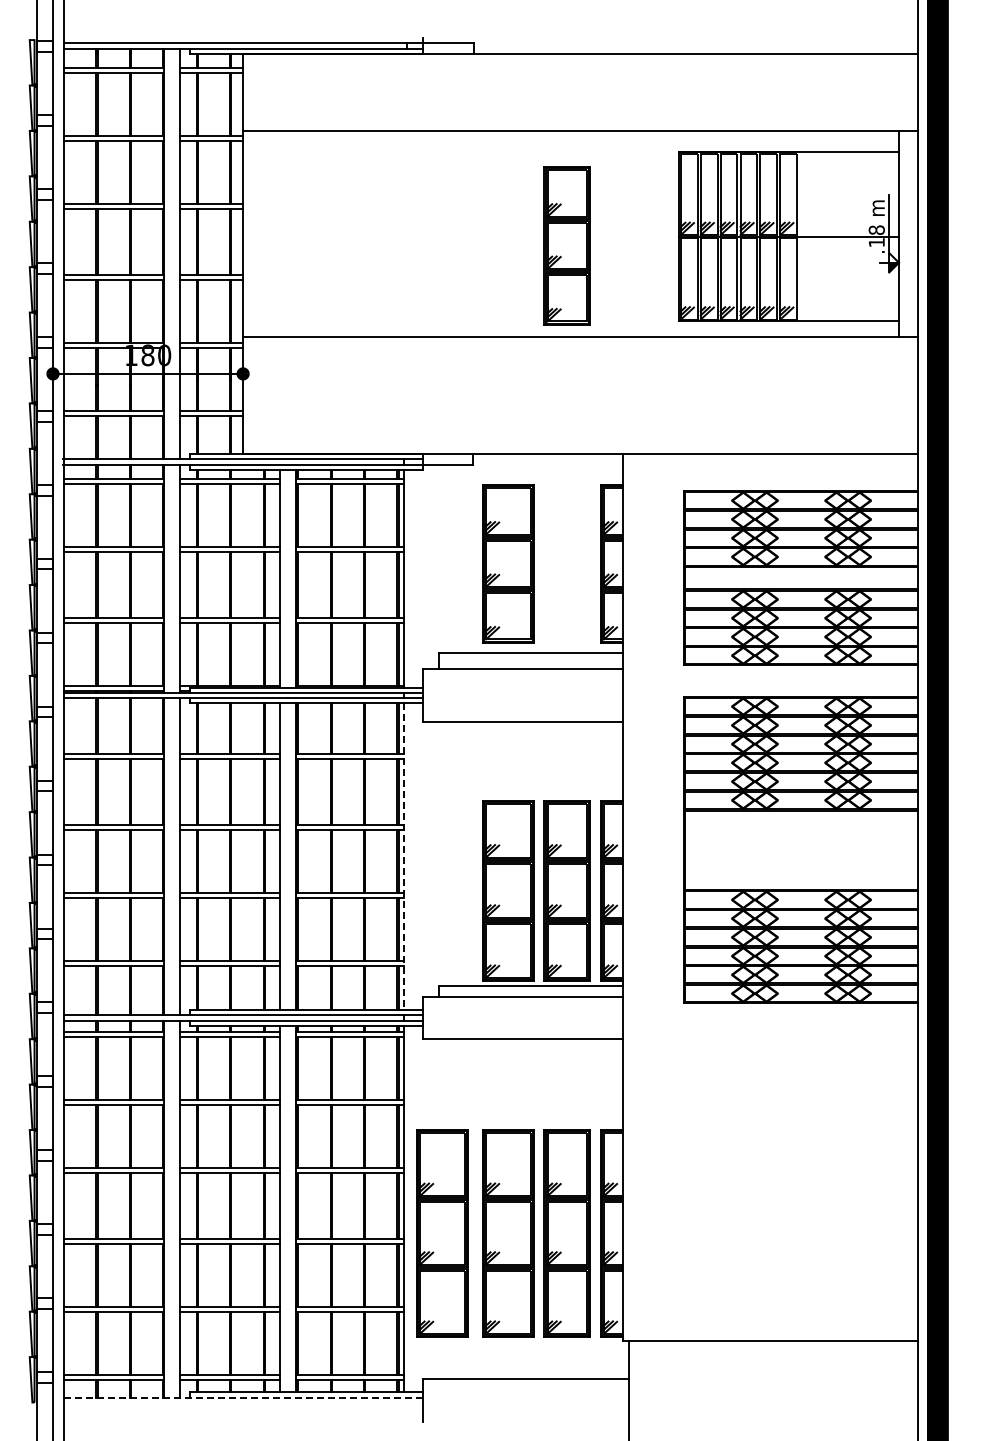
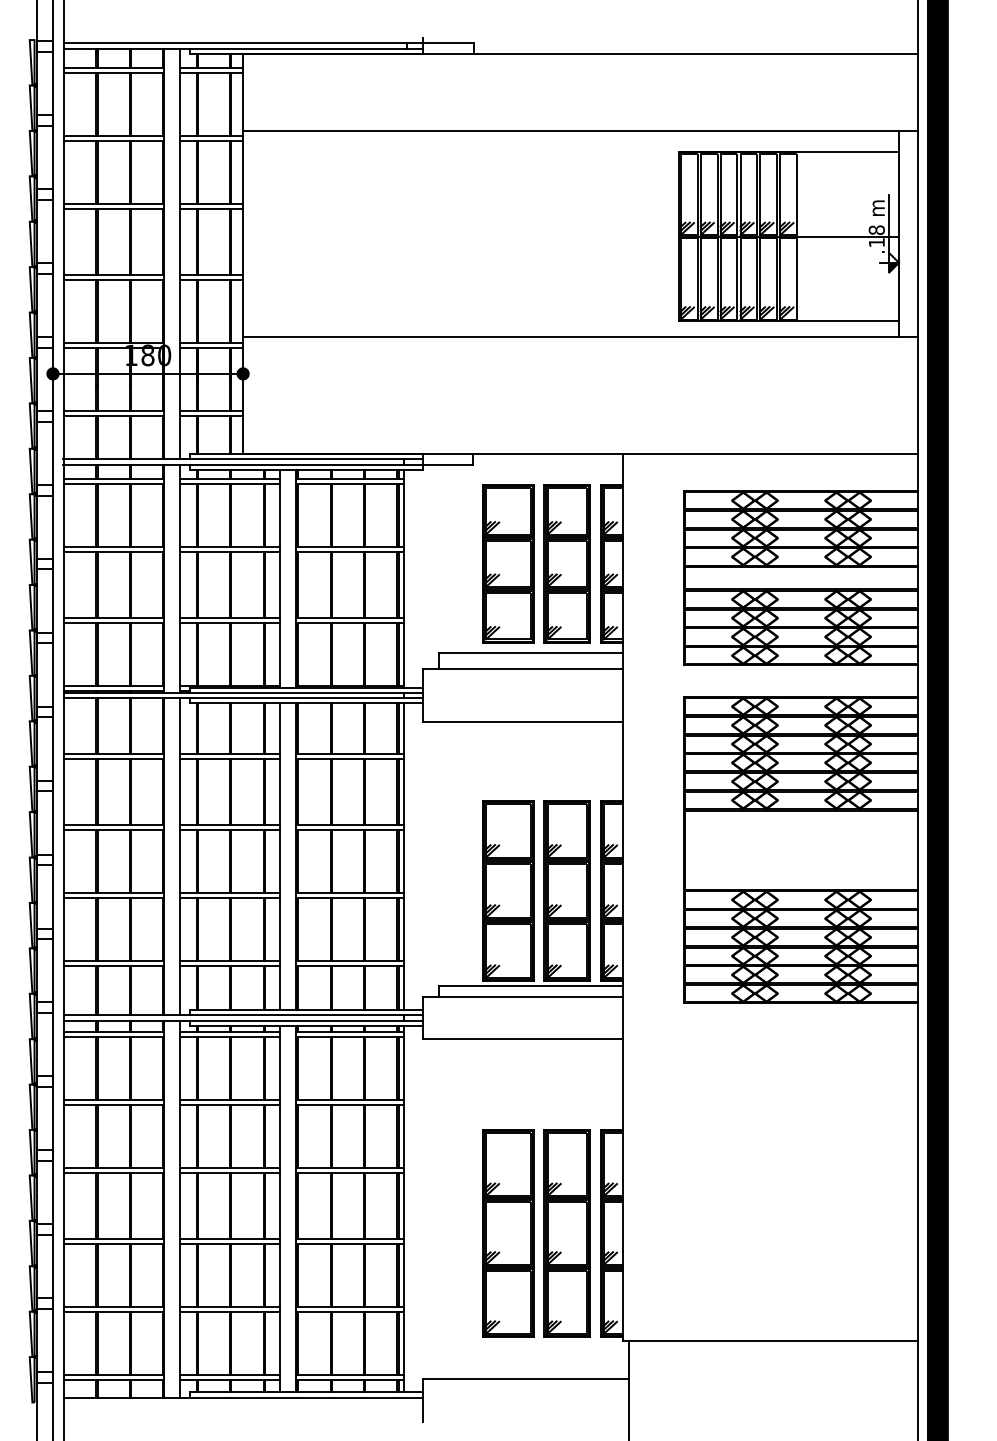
part position: (566, 245) -> (566, 563) (566, 563)
line: dashed -> solid (404, 857)
part: present -> none (442, 1233)
line: dashed -> solid (243, 1397)
